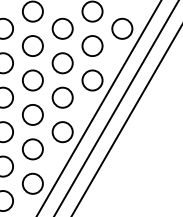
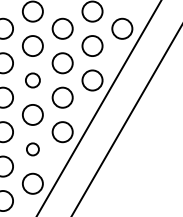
circle size: 22x23 px -> 16x17 px (32, 80)
line: present -> none (116, 107)
circle size: 22x23 px -> 14x15 px (32, 149)
